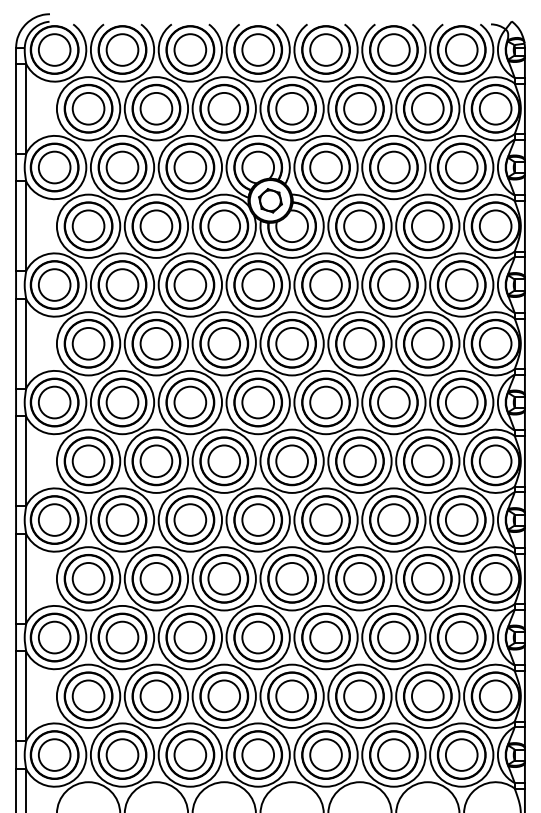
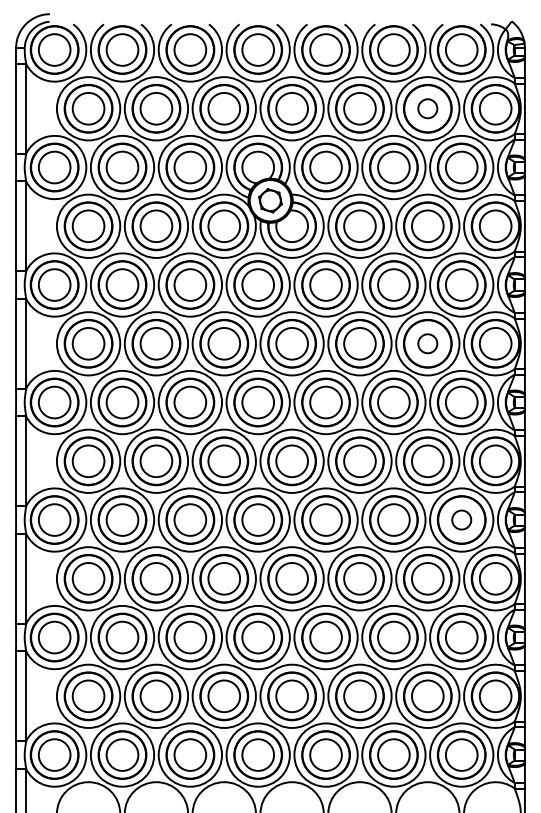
circle diameter: 32 px -> 19 px (427, 108)
circle diameter: 32 px -> 19 px (427, 343)
circle diameter: 32 px -> 19 px (461, 519)
